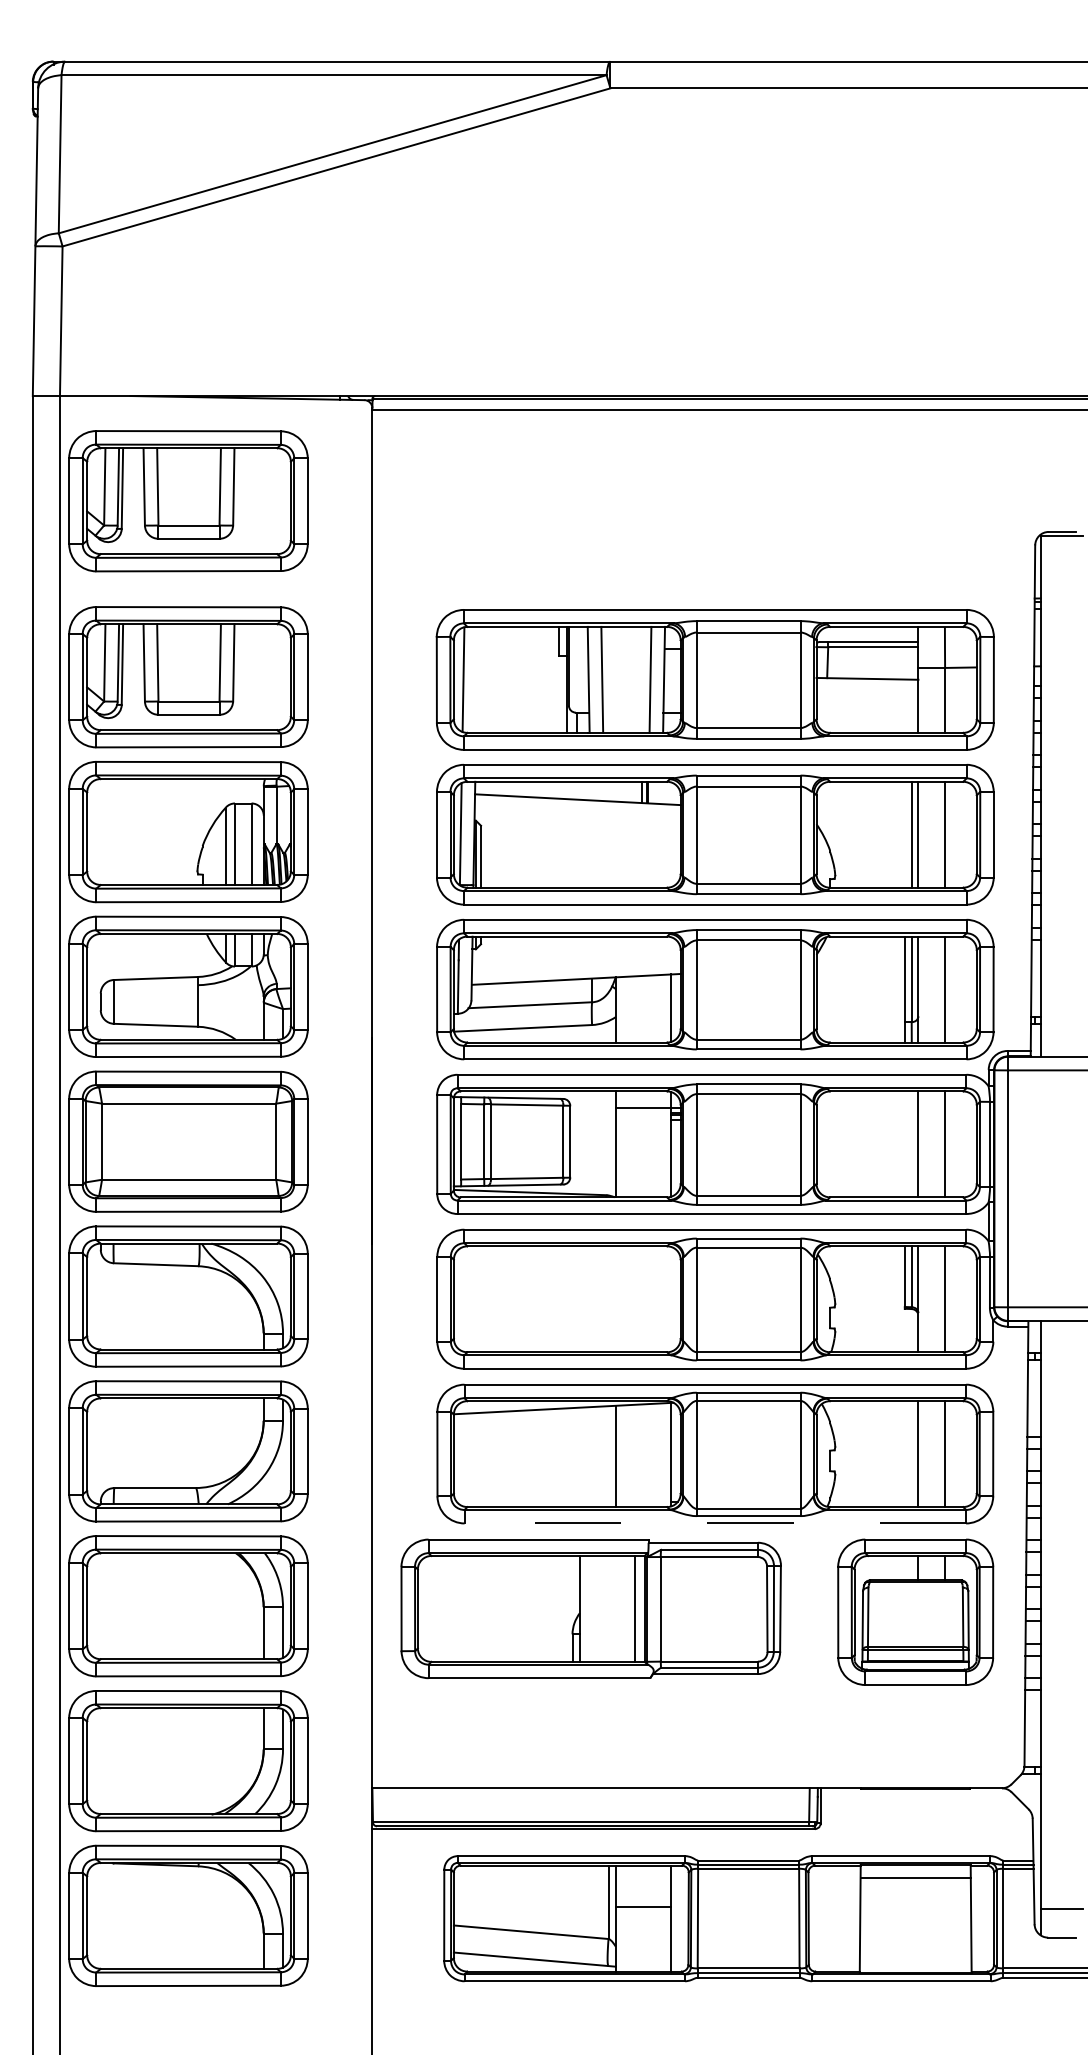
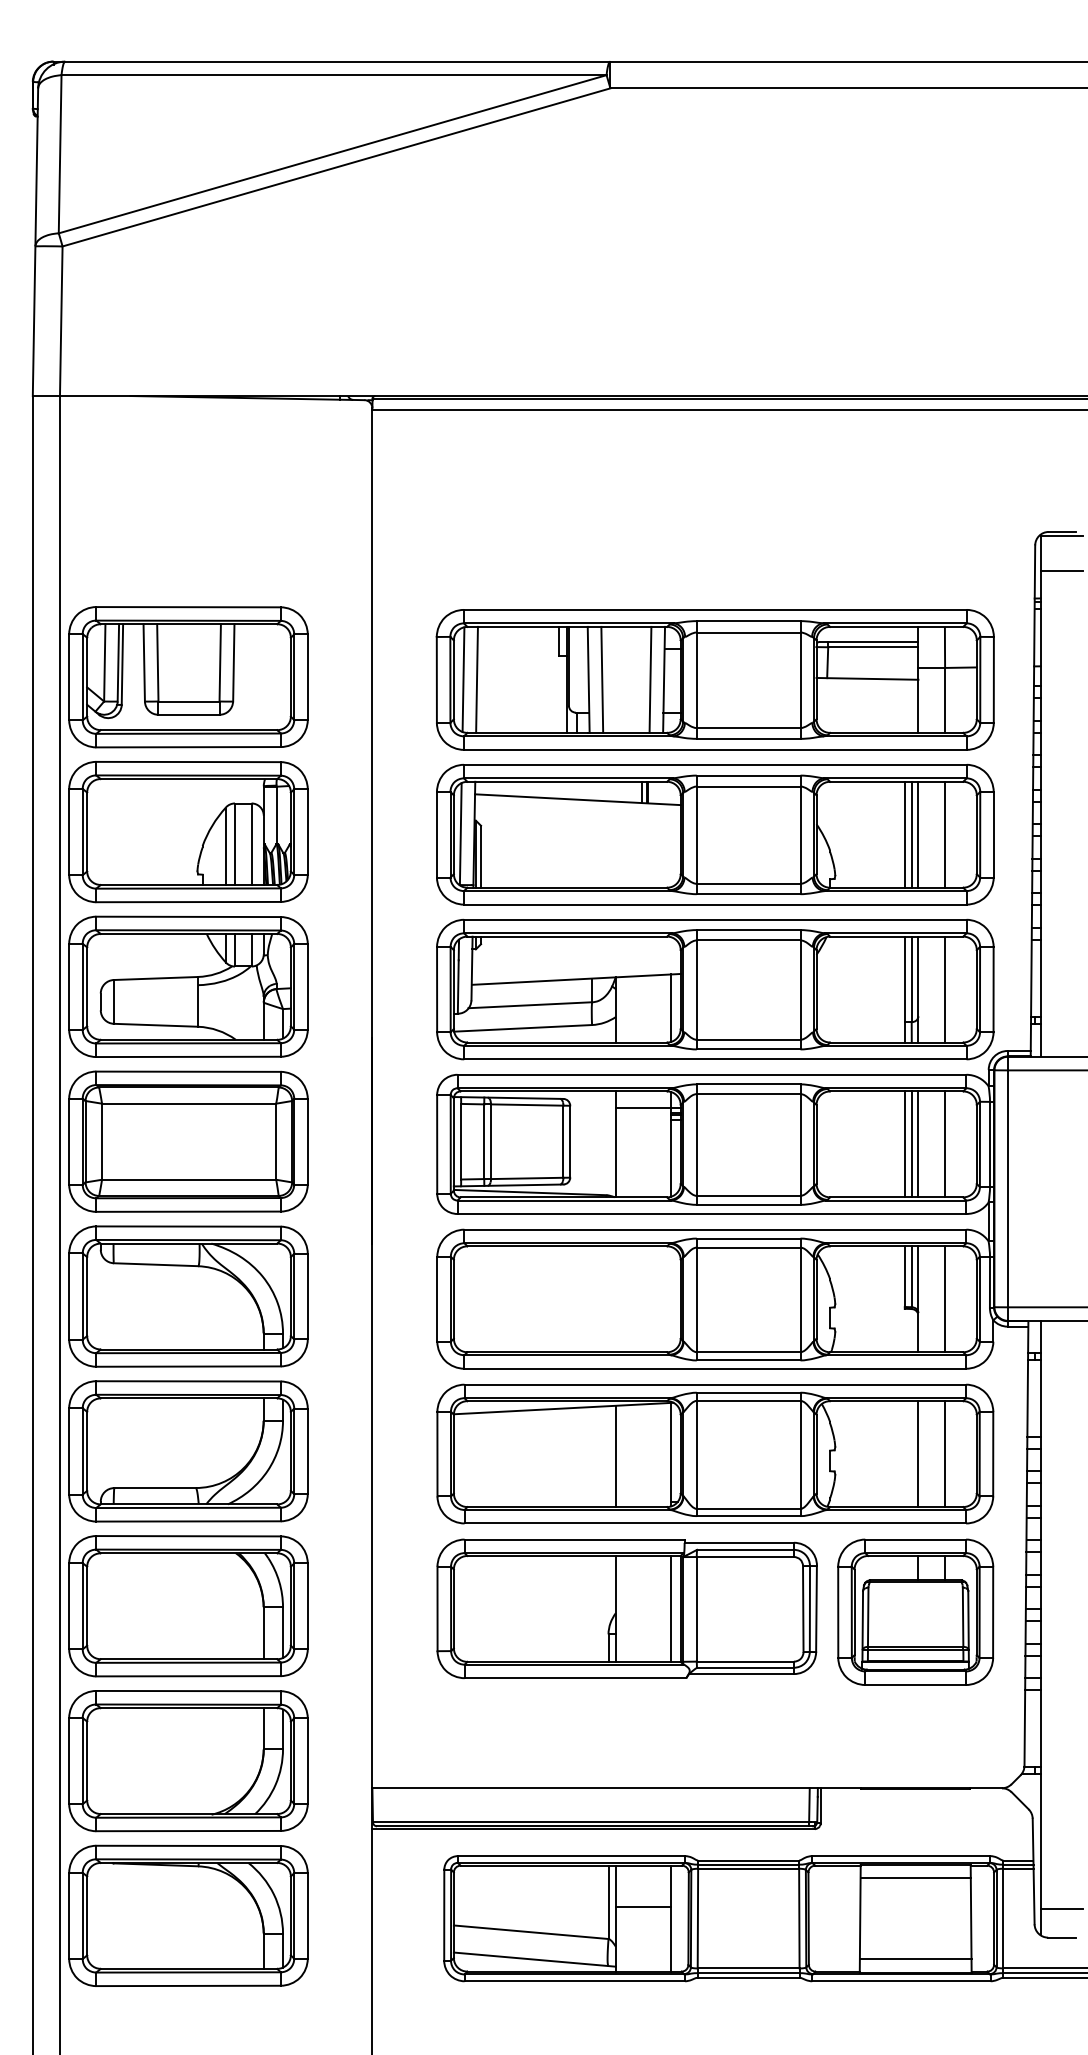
part: present -> none (188, 501)
line: none -> present (1061, 570)
line: none -> present (476, 679)
line: none -> present (904, 834)
line: none -> present (904, 1144)
line: none -> present (911, 1144)
line: dashed -> solid (715, 1523)
part position: (590, 1608) -> (626, 1608) (626, 1608)
line: none -> present (915, 1959)
